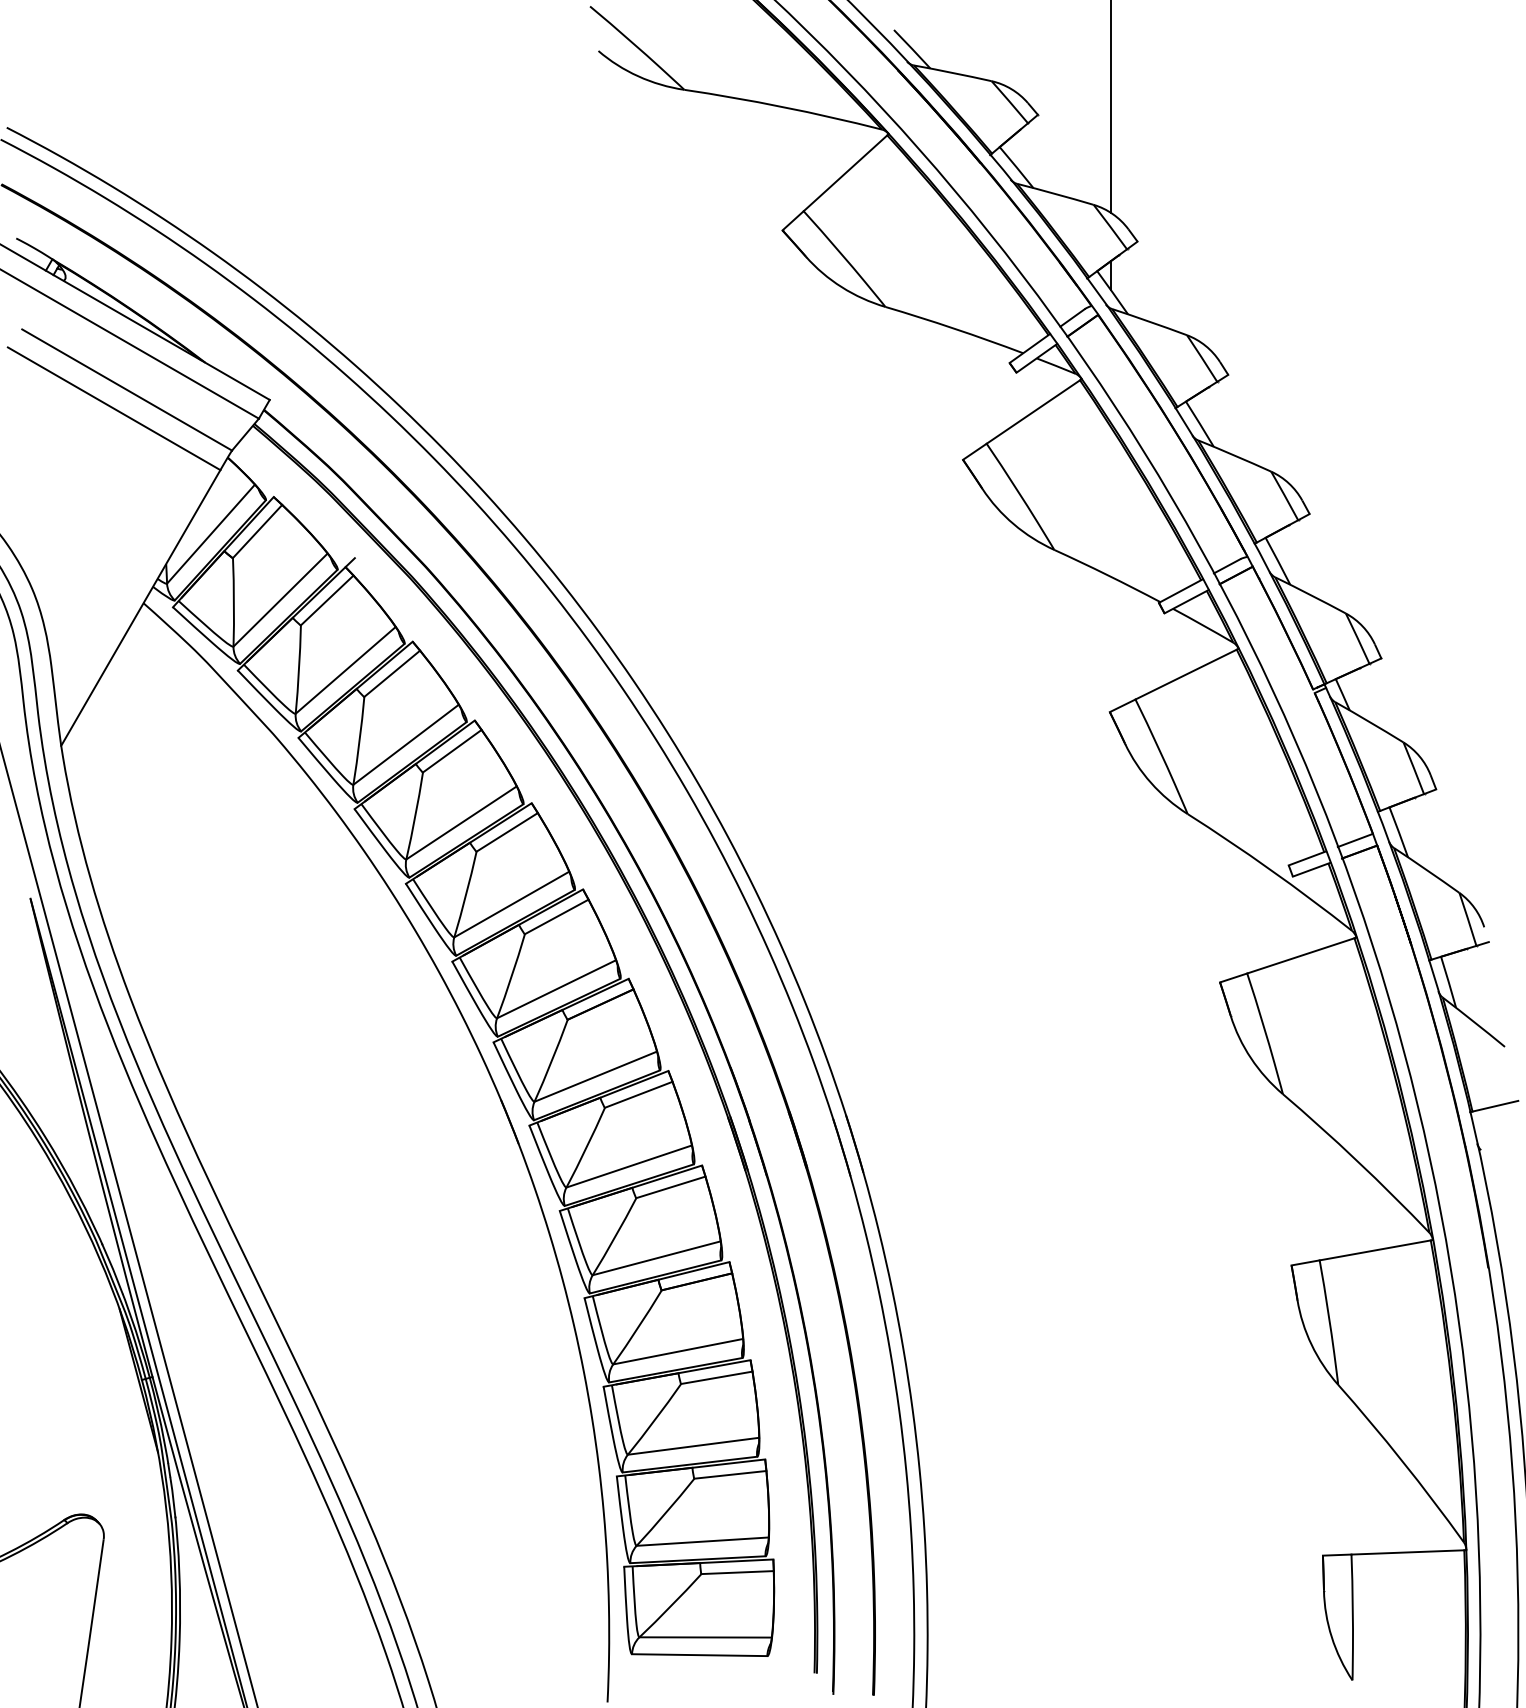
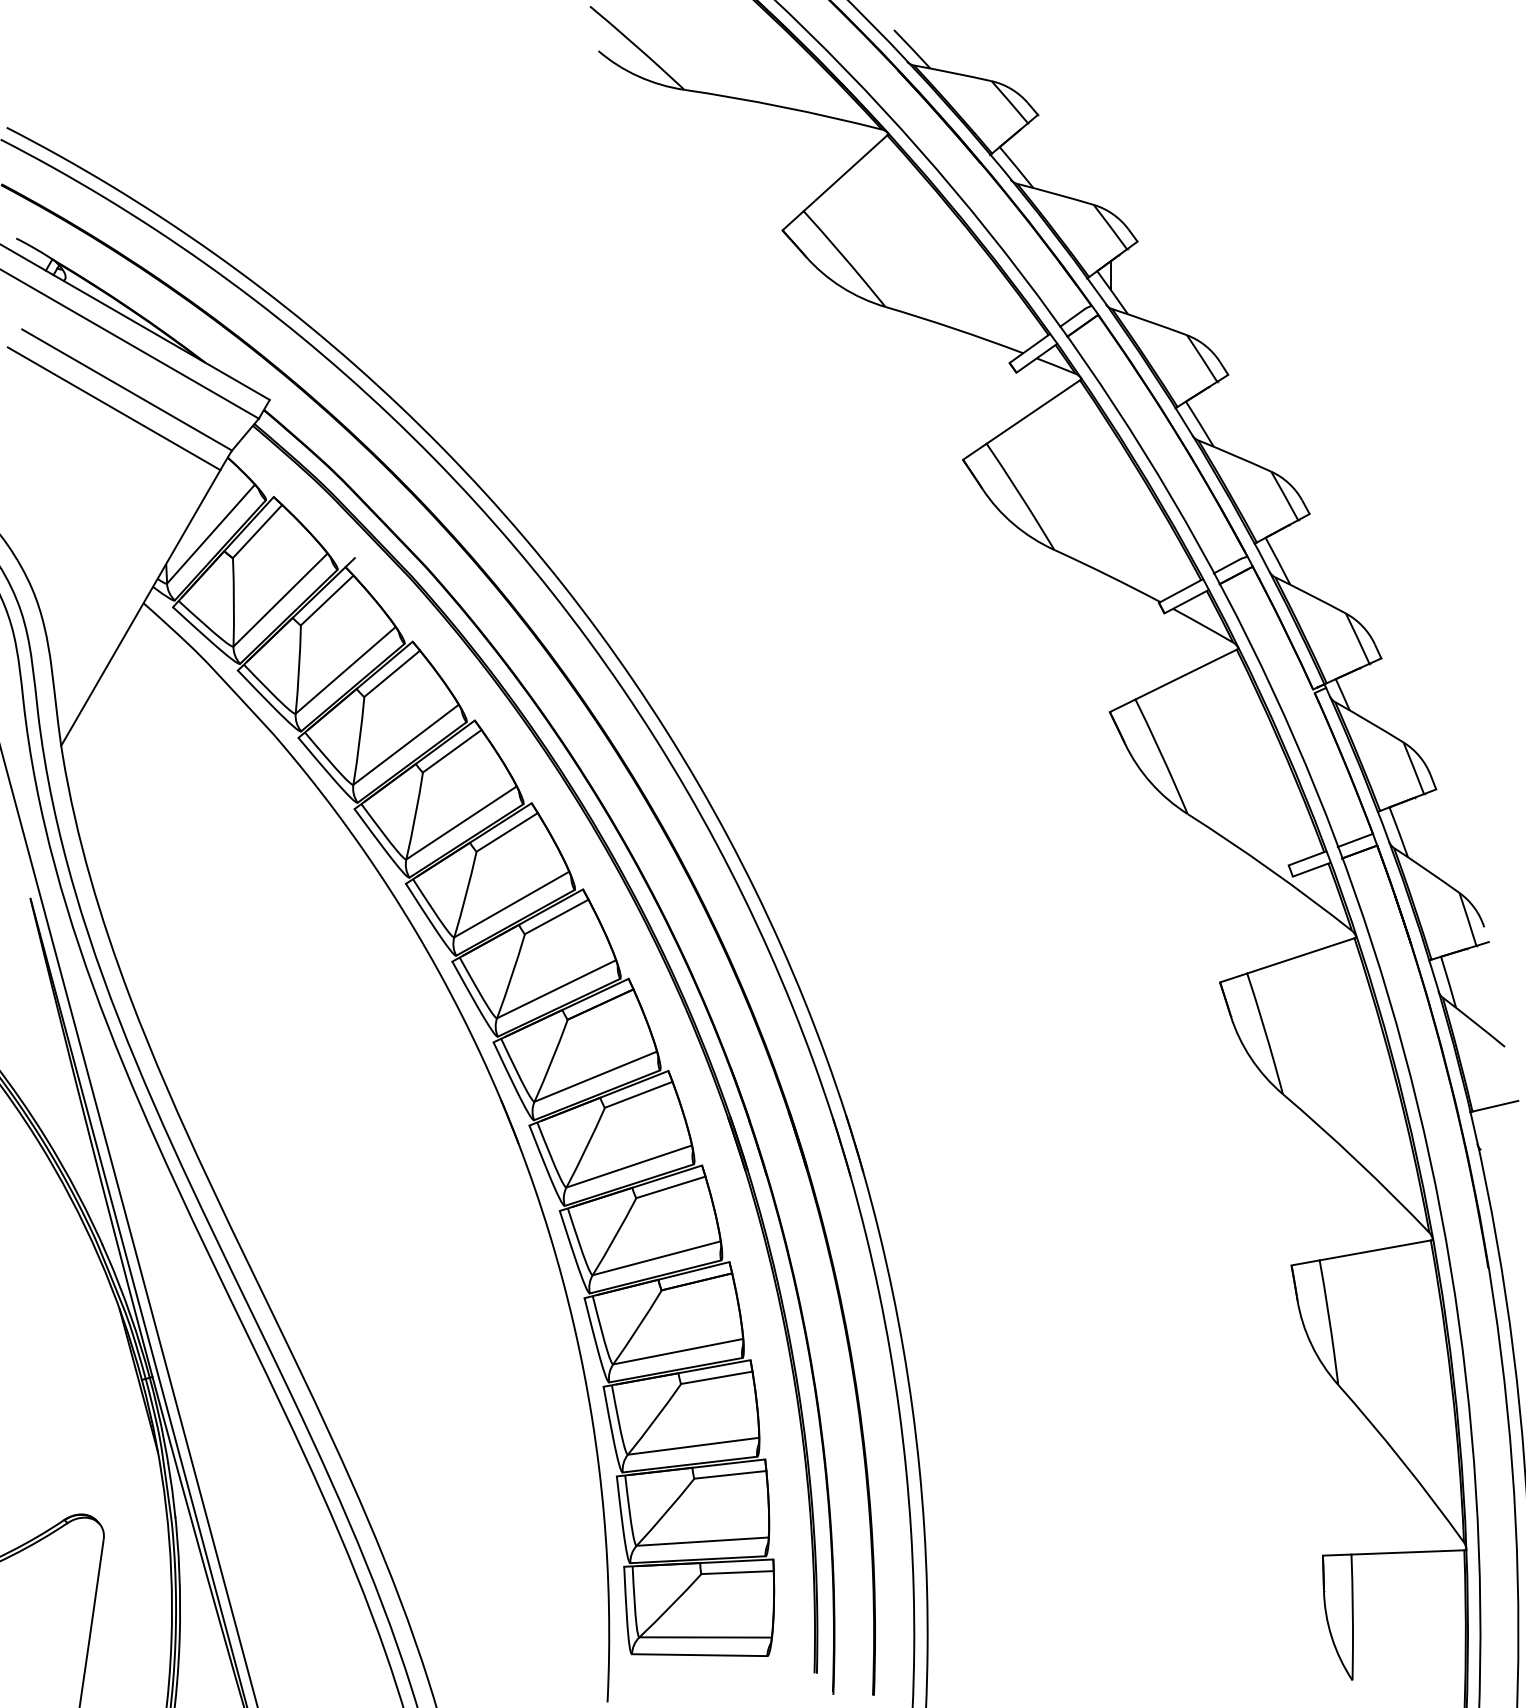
line: present -> none (1111, 107)
